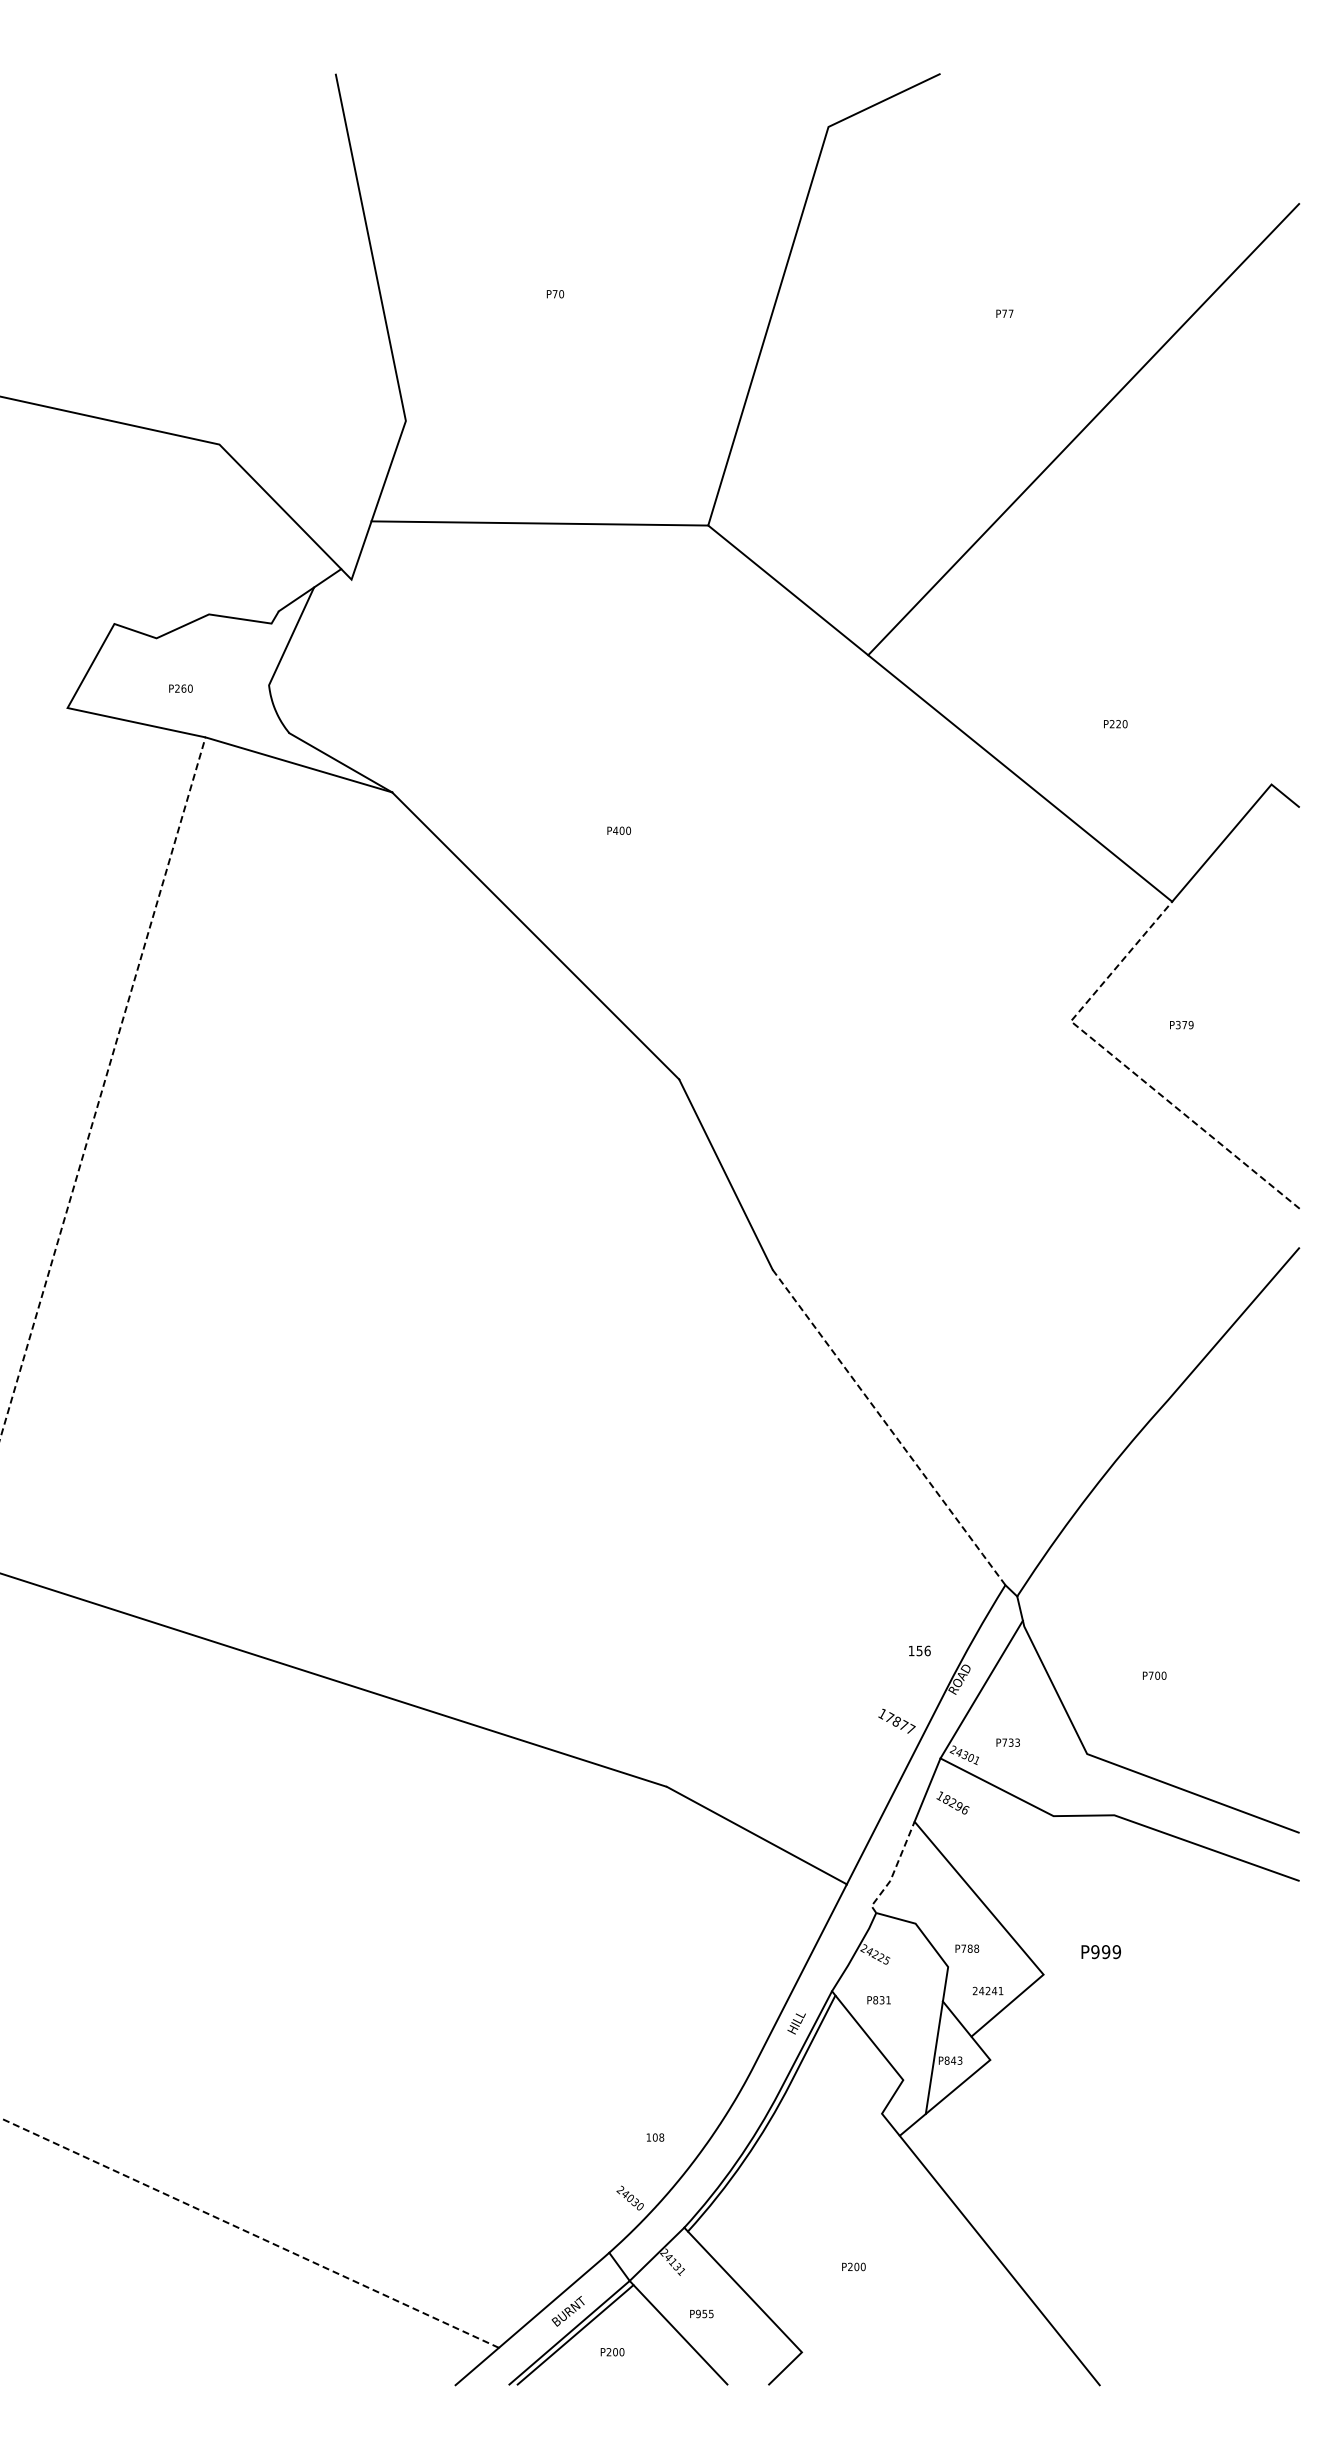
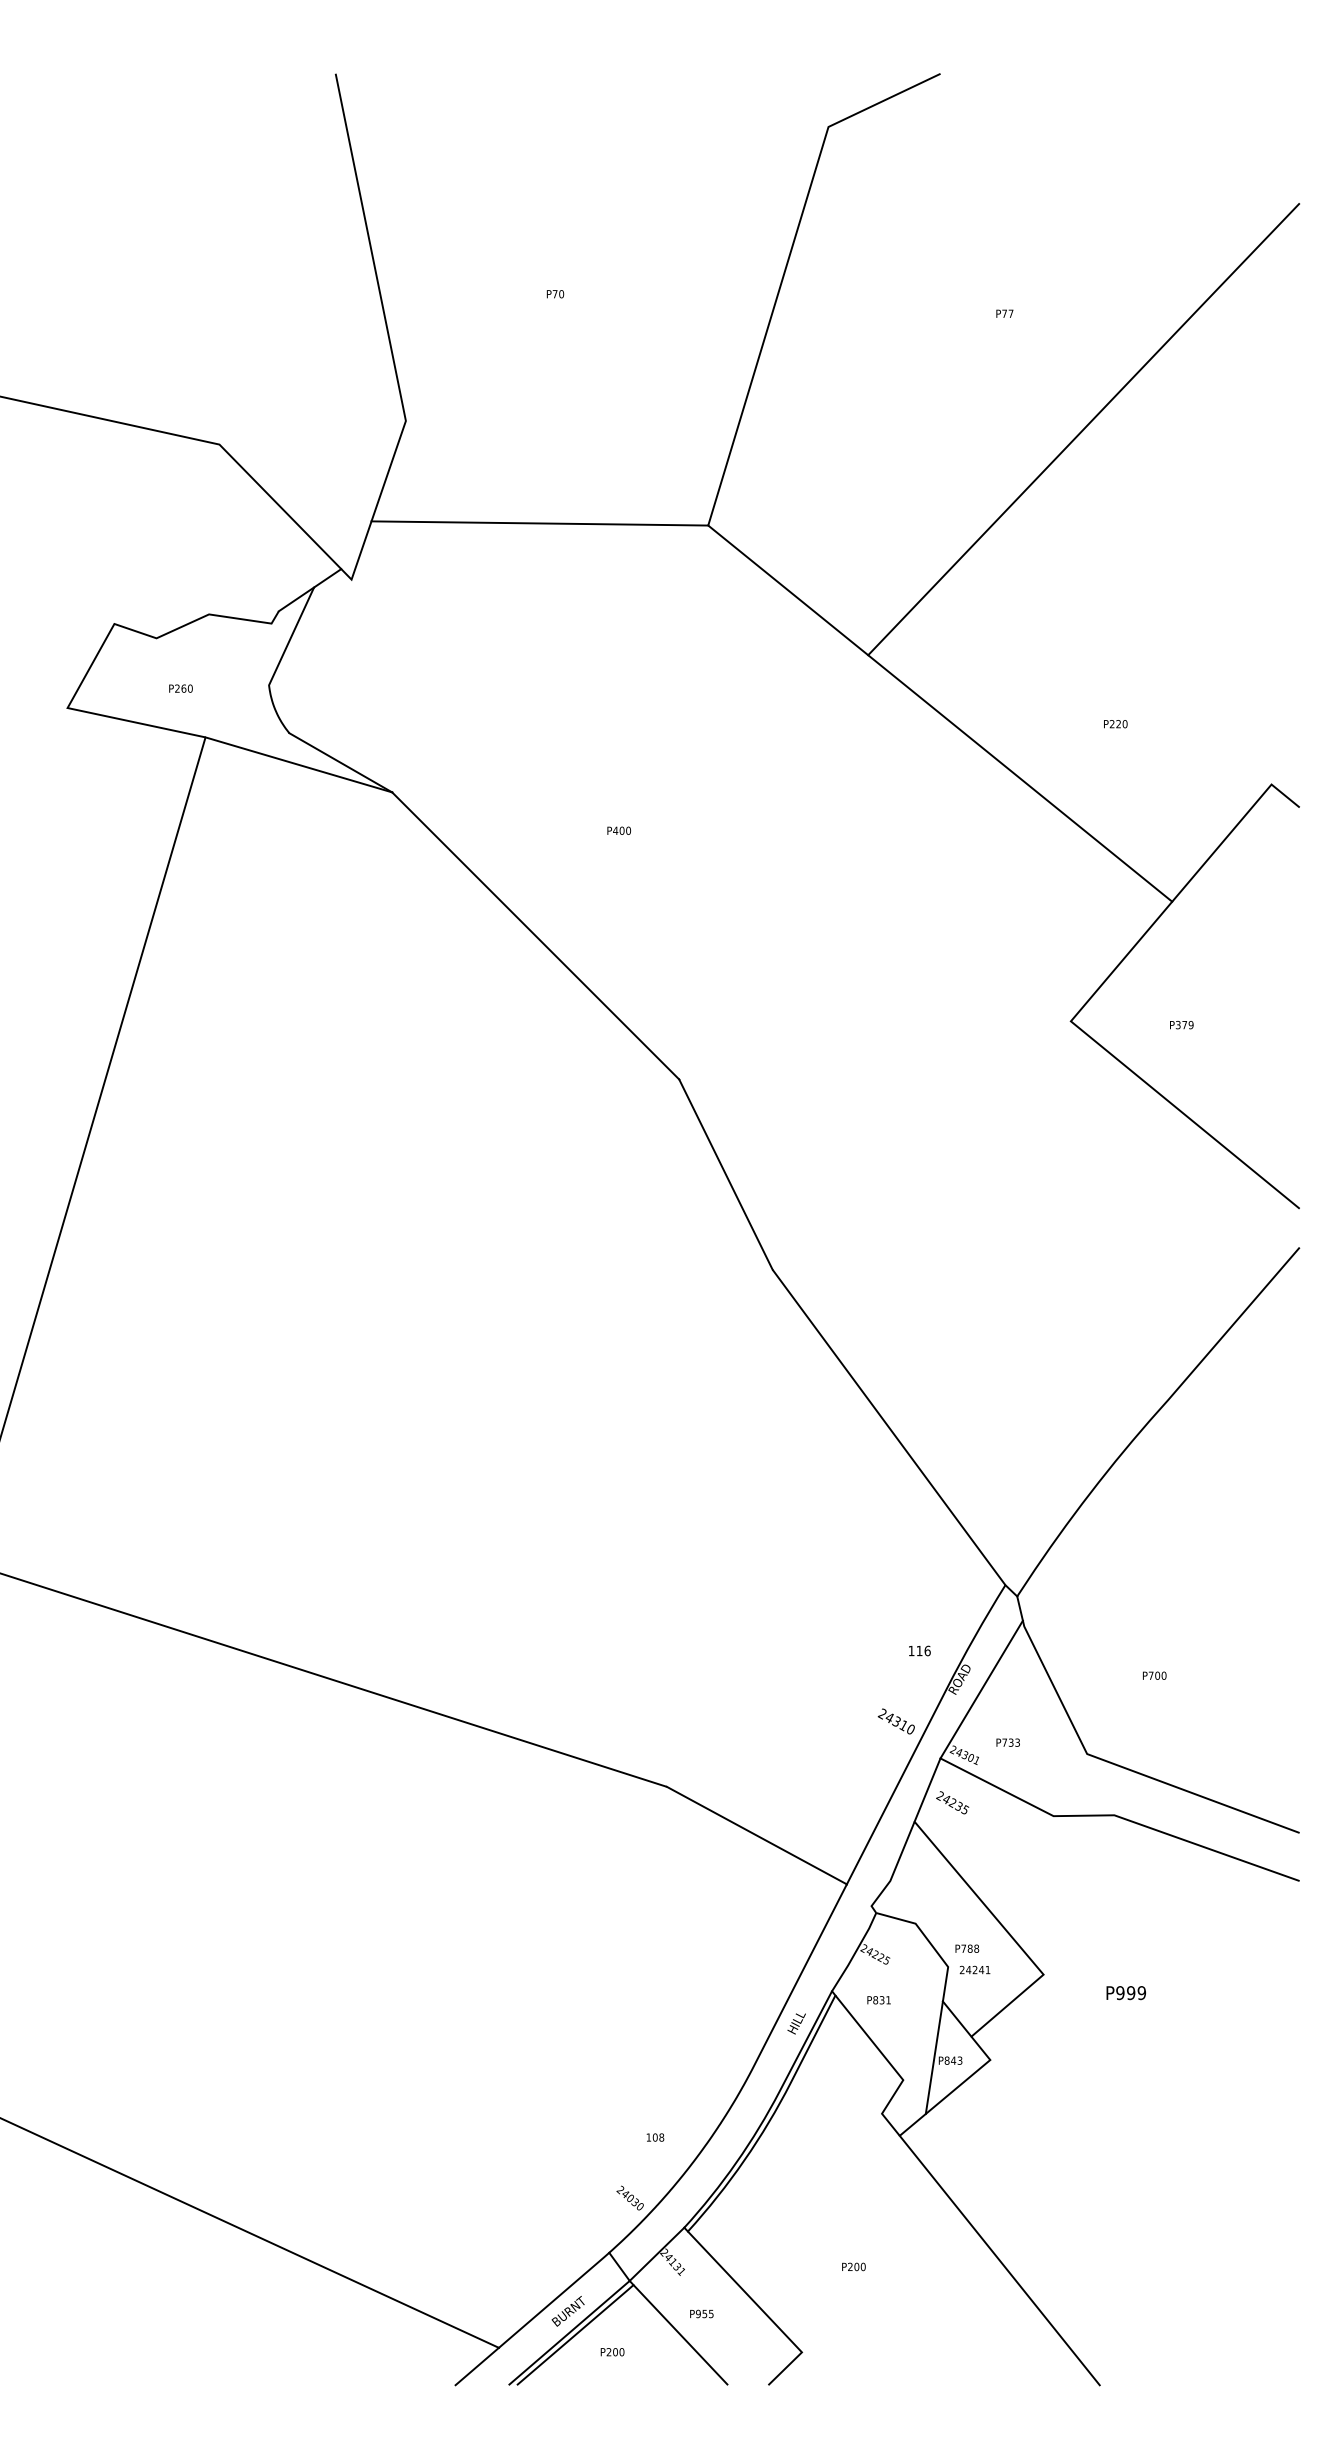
line: dashed -> solid (1124, 1065)
line: dashed -> solid (102, 1088)
line: dashed -> solid (889, 1428)
text: 156 -> 116 (919, 1650)
text: 17877 -> 24310 (896, 1721)
text: 18296 -> 24235 (952, 1802)
line: dashed -> solid (894, 1870)
text position: (1100, 1952) -> (1125, 1993) (1125, 1993)
text position: (987, 1990) -> (974, 1969) (974, 1969)
line: dashed -> solid (249, 2232)
